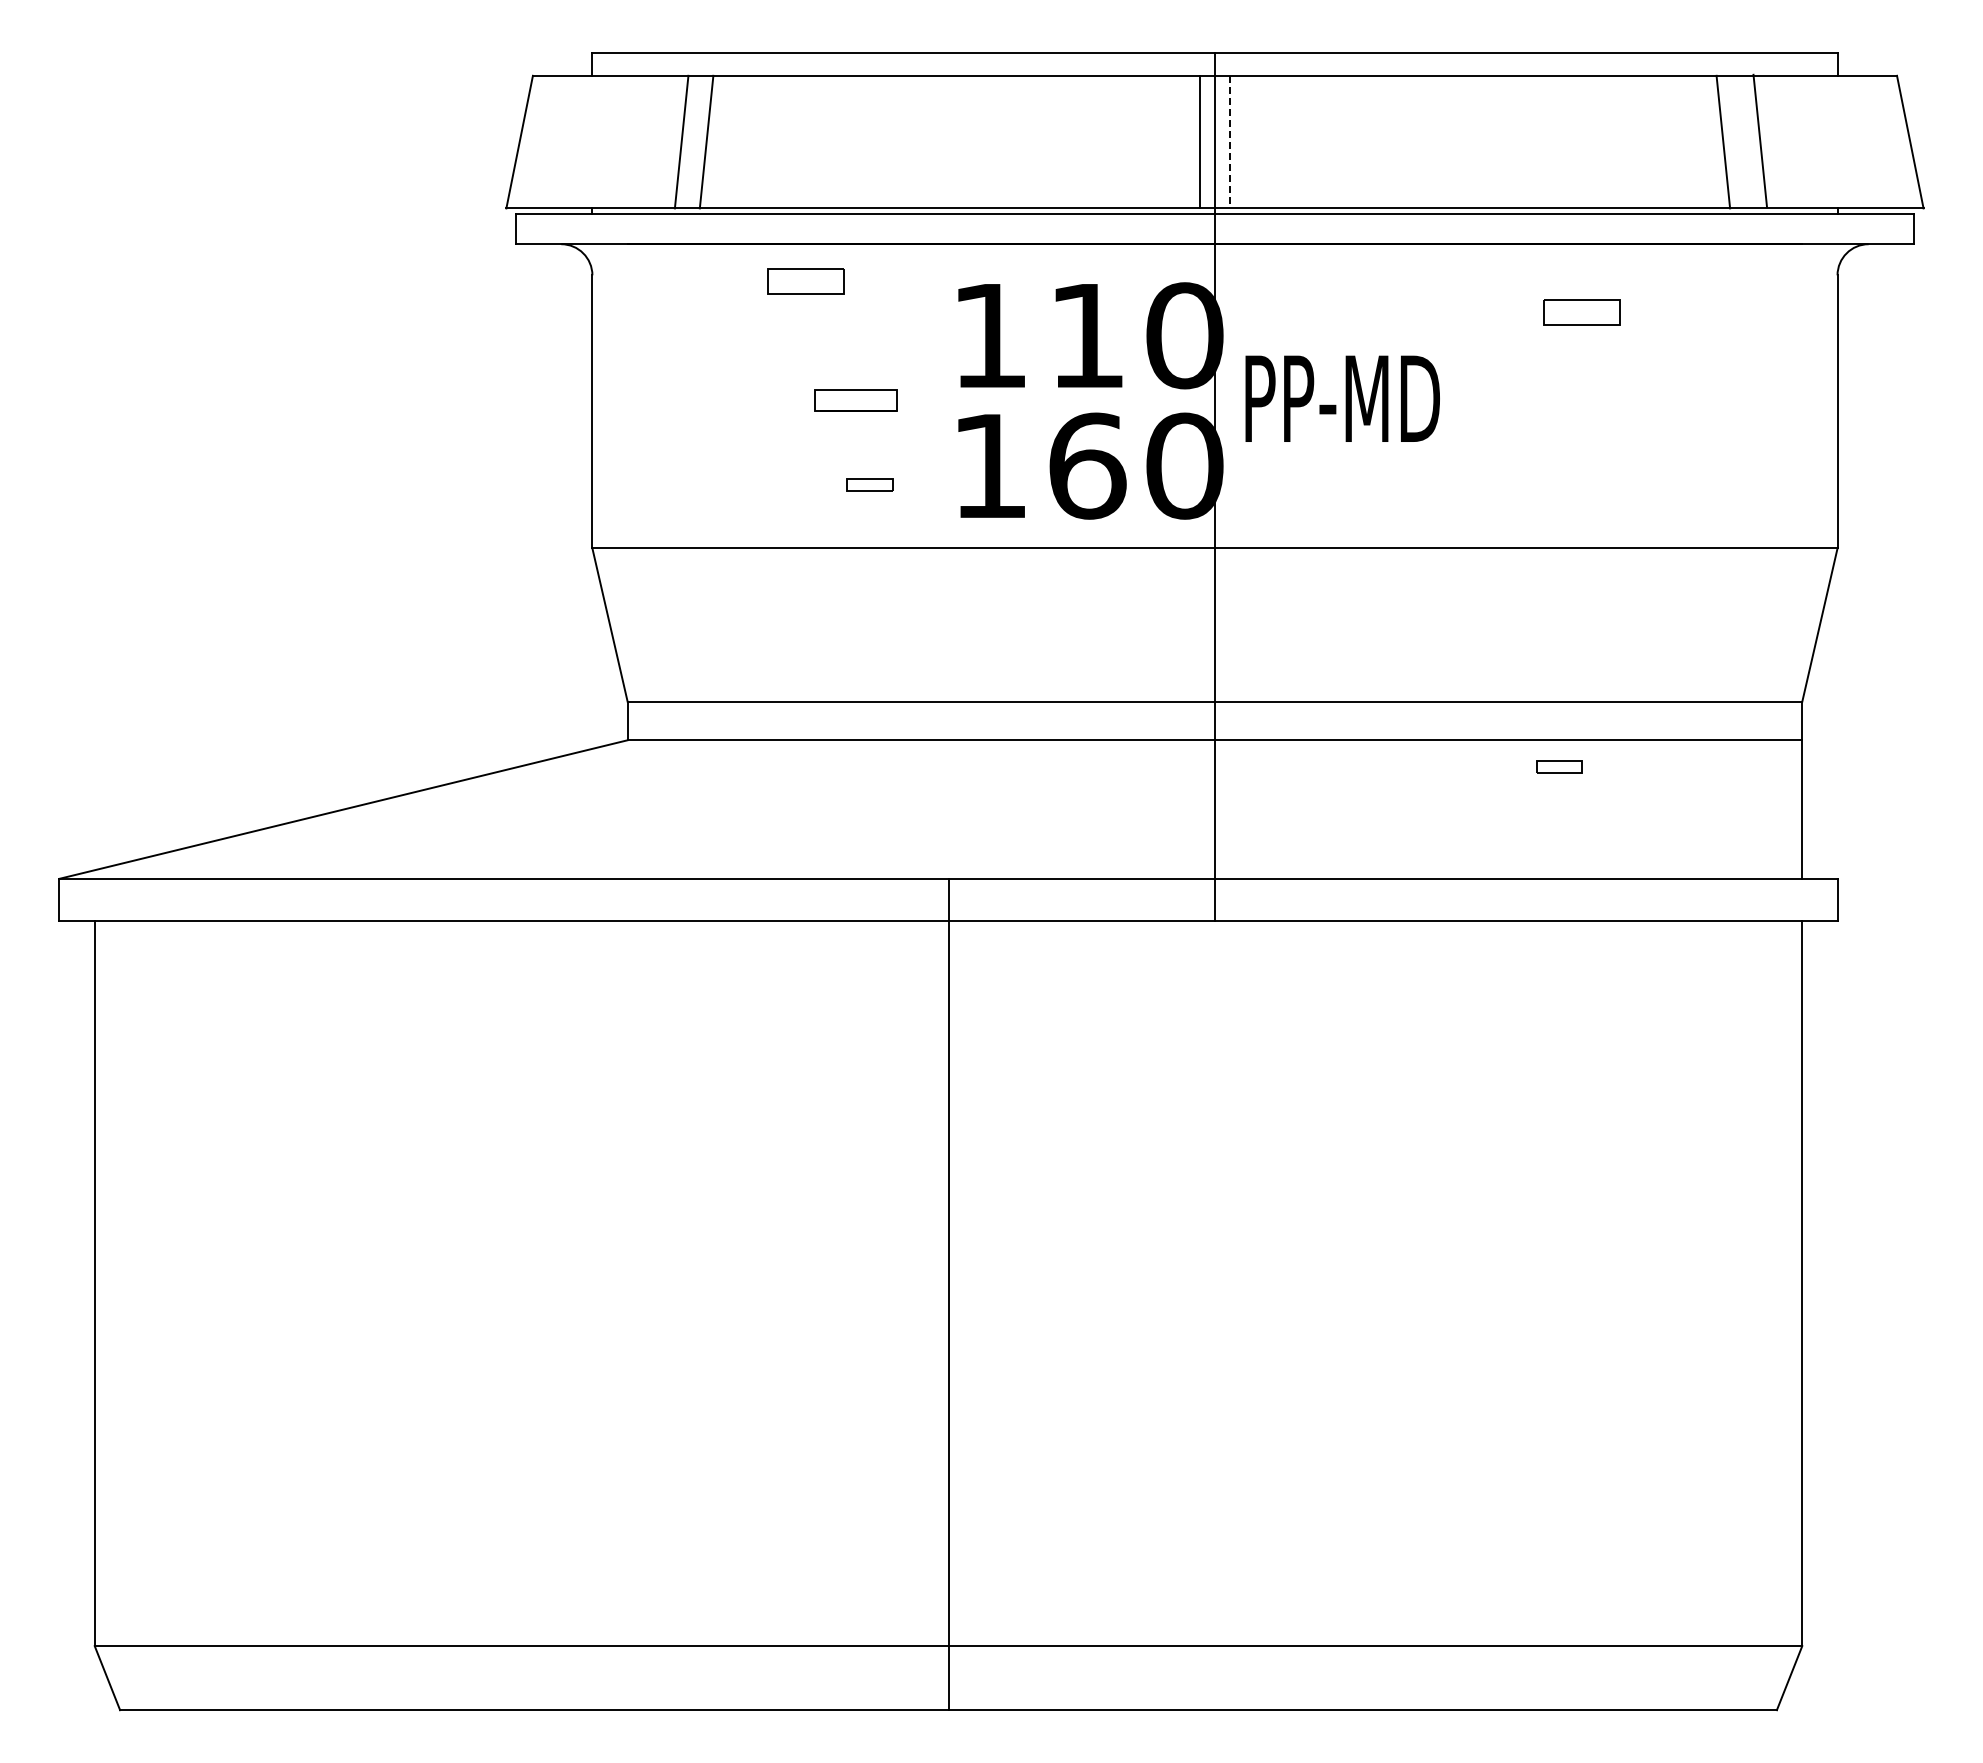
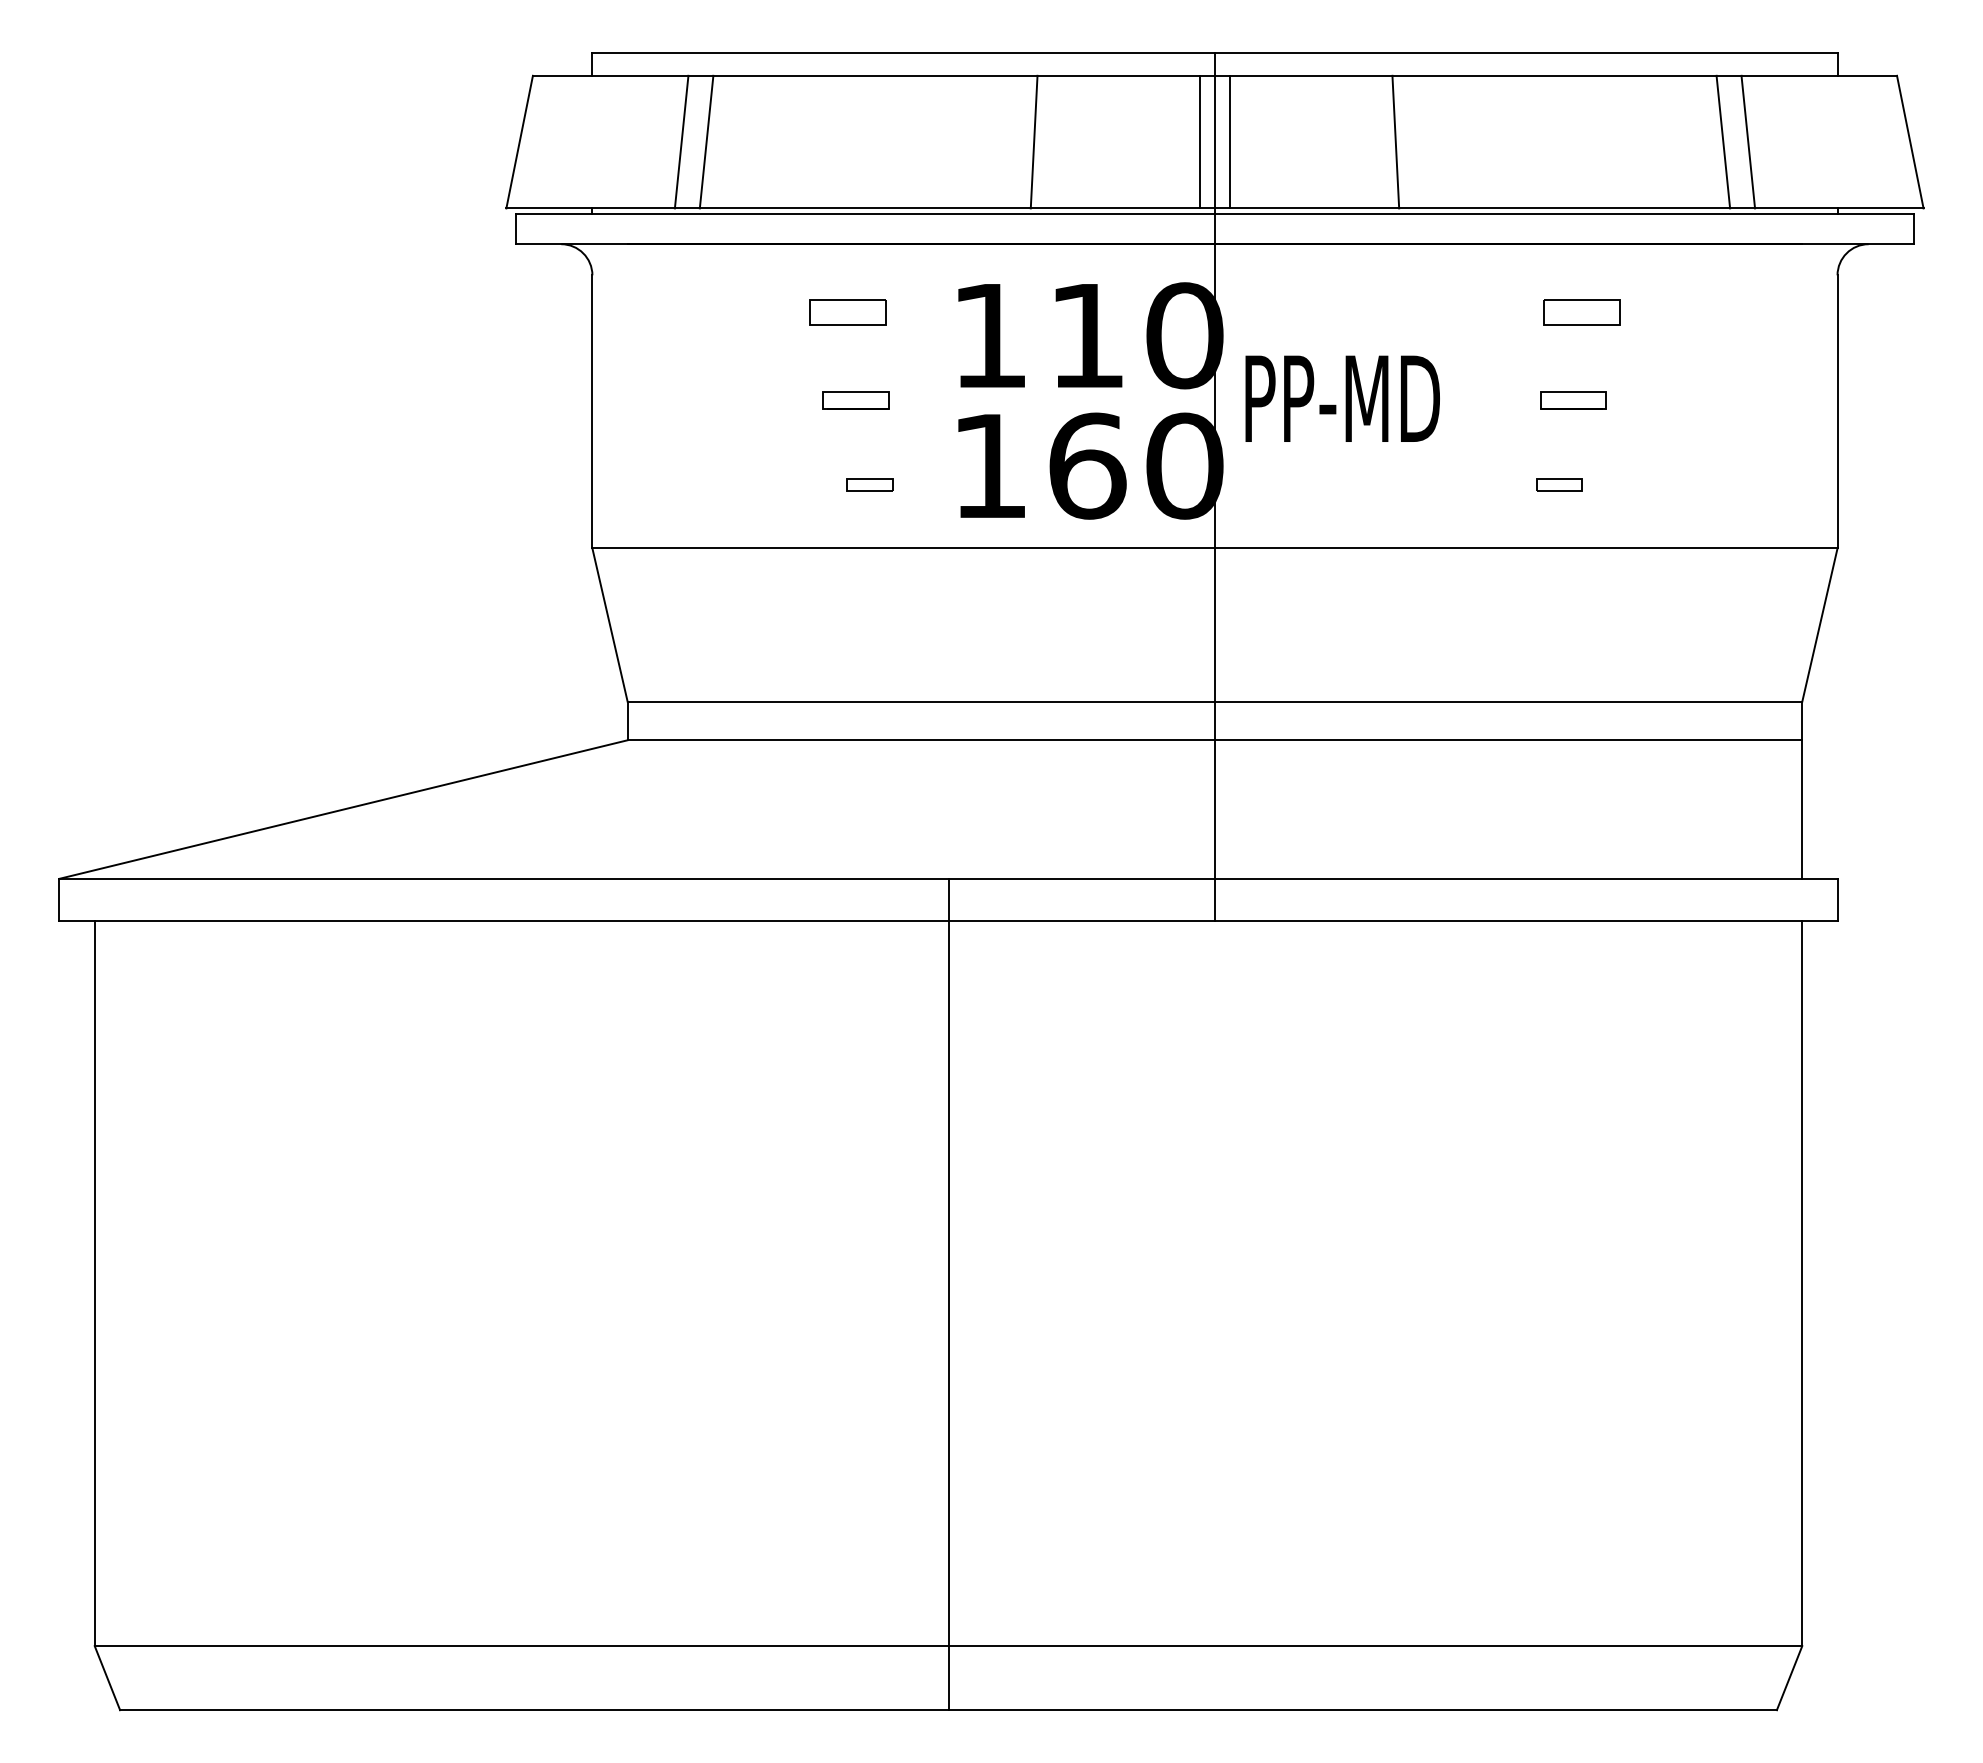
line position: (1760, 140) -> (1748, 141) (1748, 141)
line: none -> present (1033, 141)
line: none -> present (1395, 141)
line: dashed -> solid (1230, 142)
part position: (805, 281) -> (847, 312) (847, 312)
part size: 84x23 px -> 68x19 px (855, 400)
part: none -> present (1573, 400)
part position: (1559, 766) -> (1559, 484) (1559, 484)
